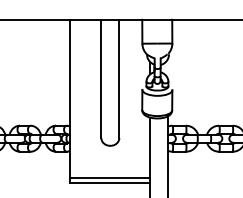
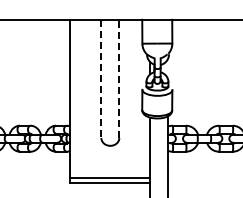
line: solid -> dashed (119, 78)
line: solid -> dashed (101, 79)
